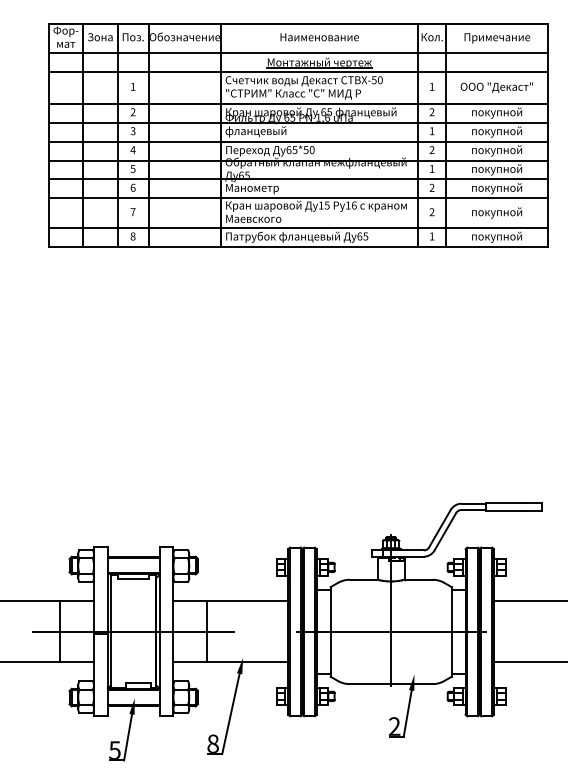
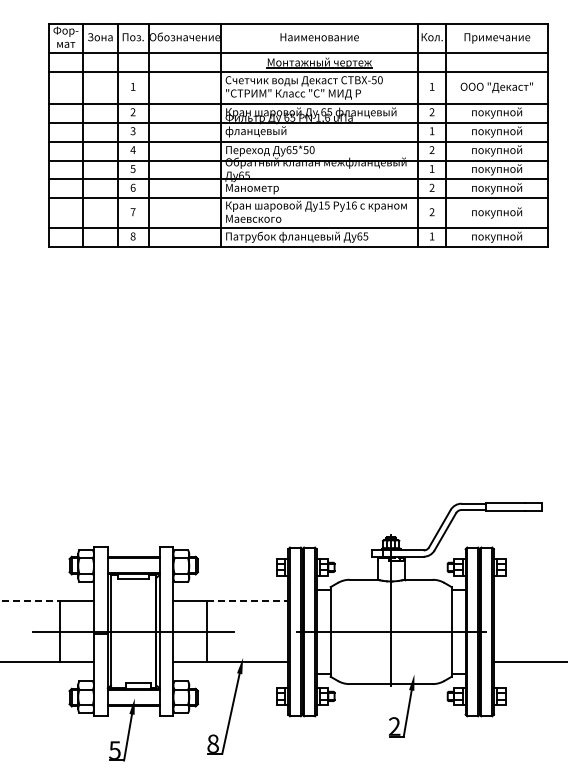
line: solid -> dashed (30, 600)
line: solid -> dashed (248, 600)
line: present -> none (529, 600)
